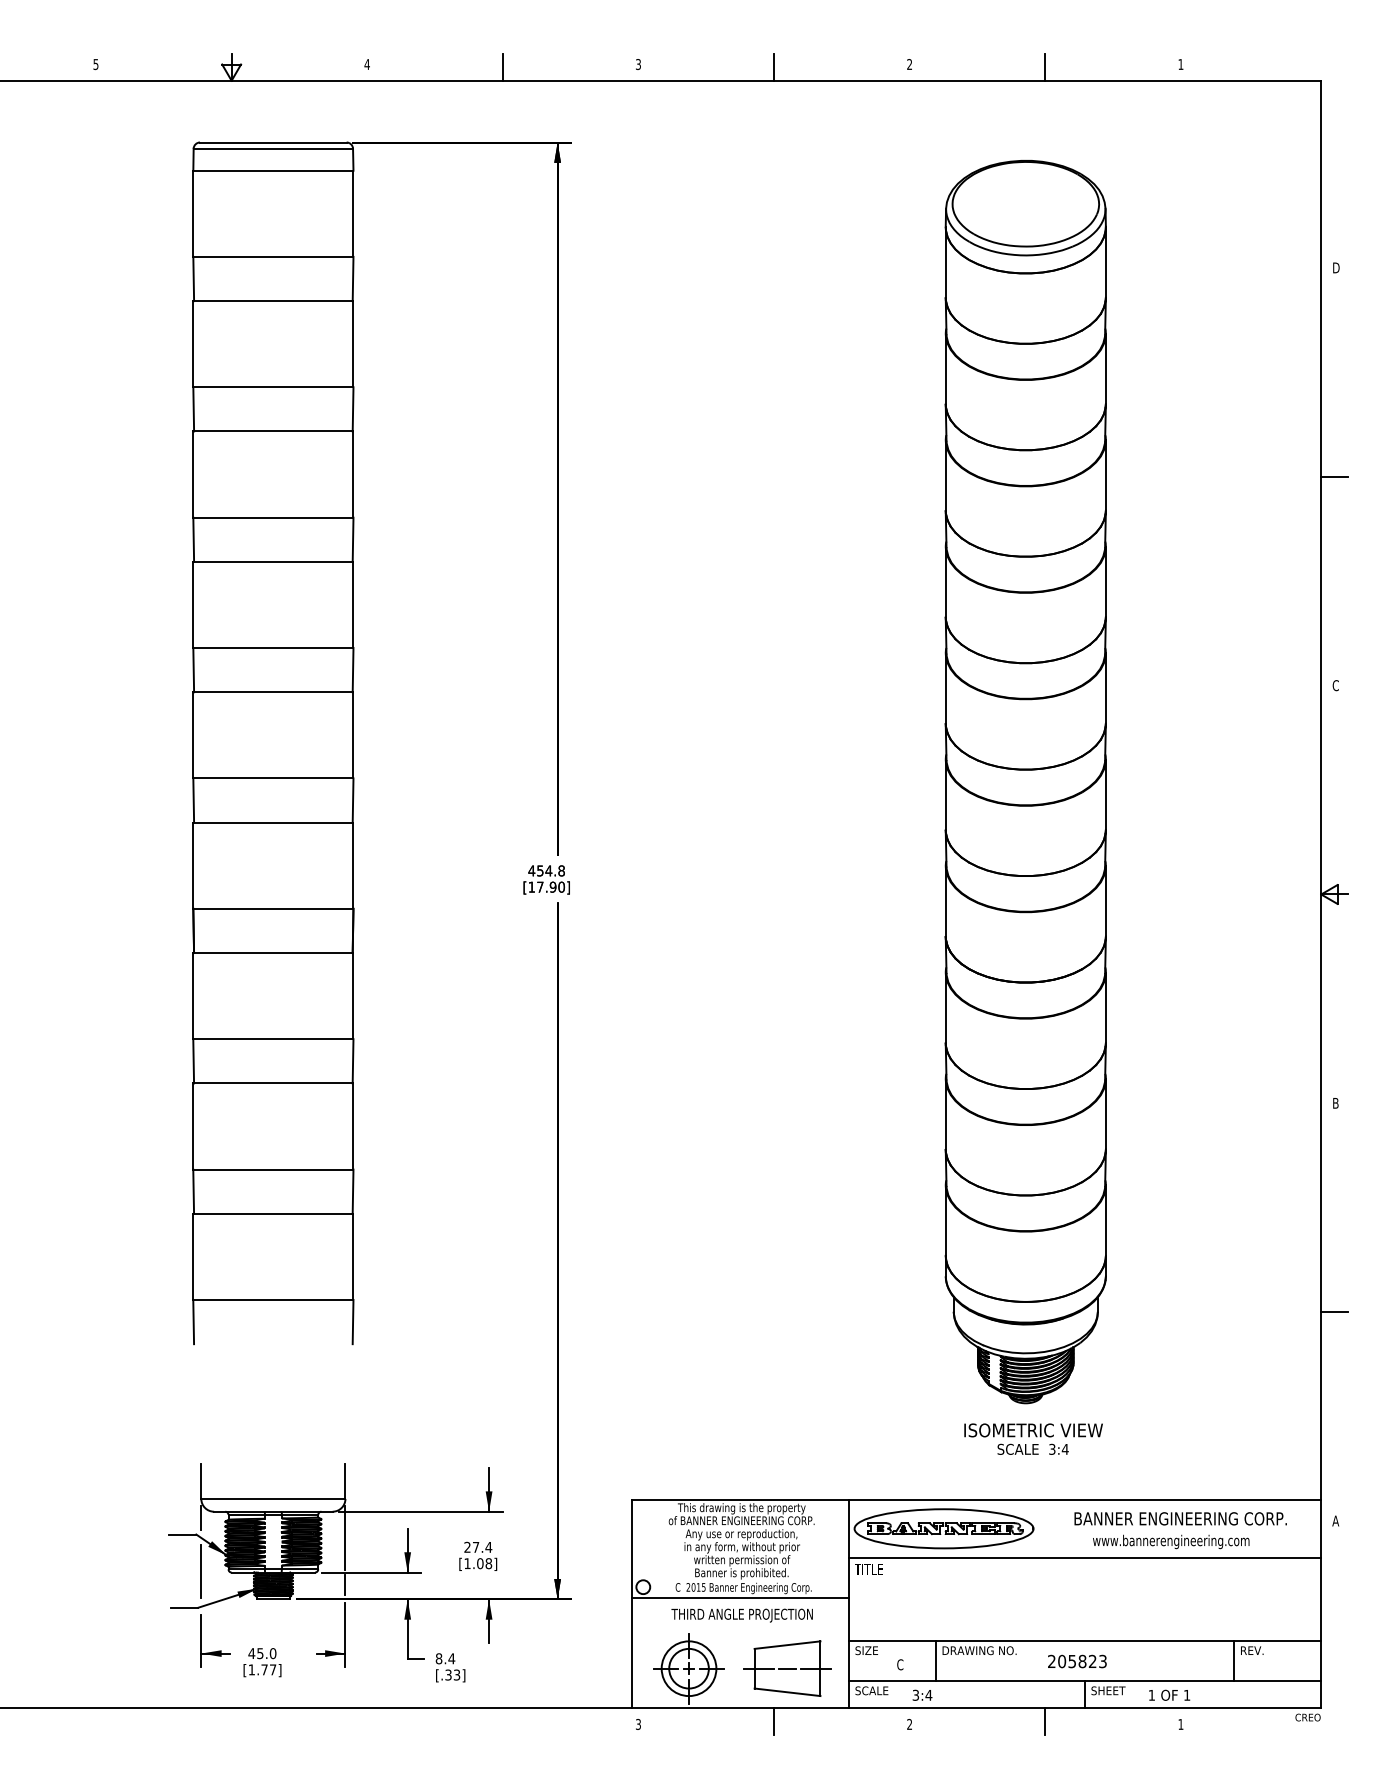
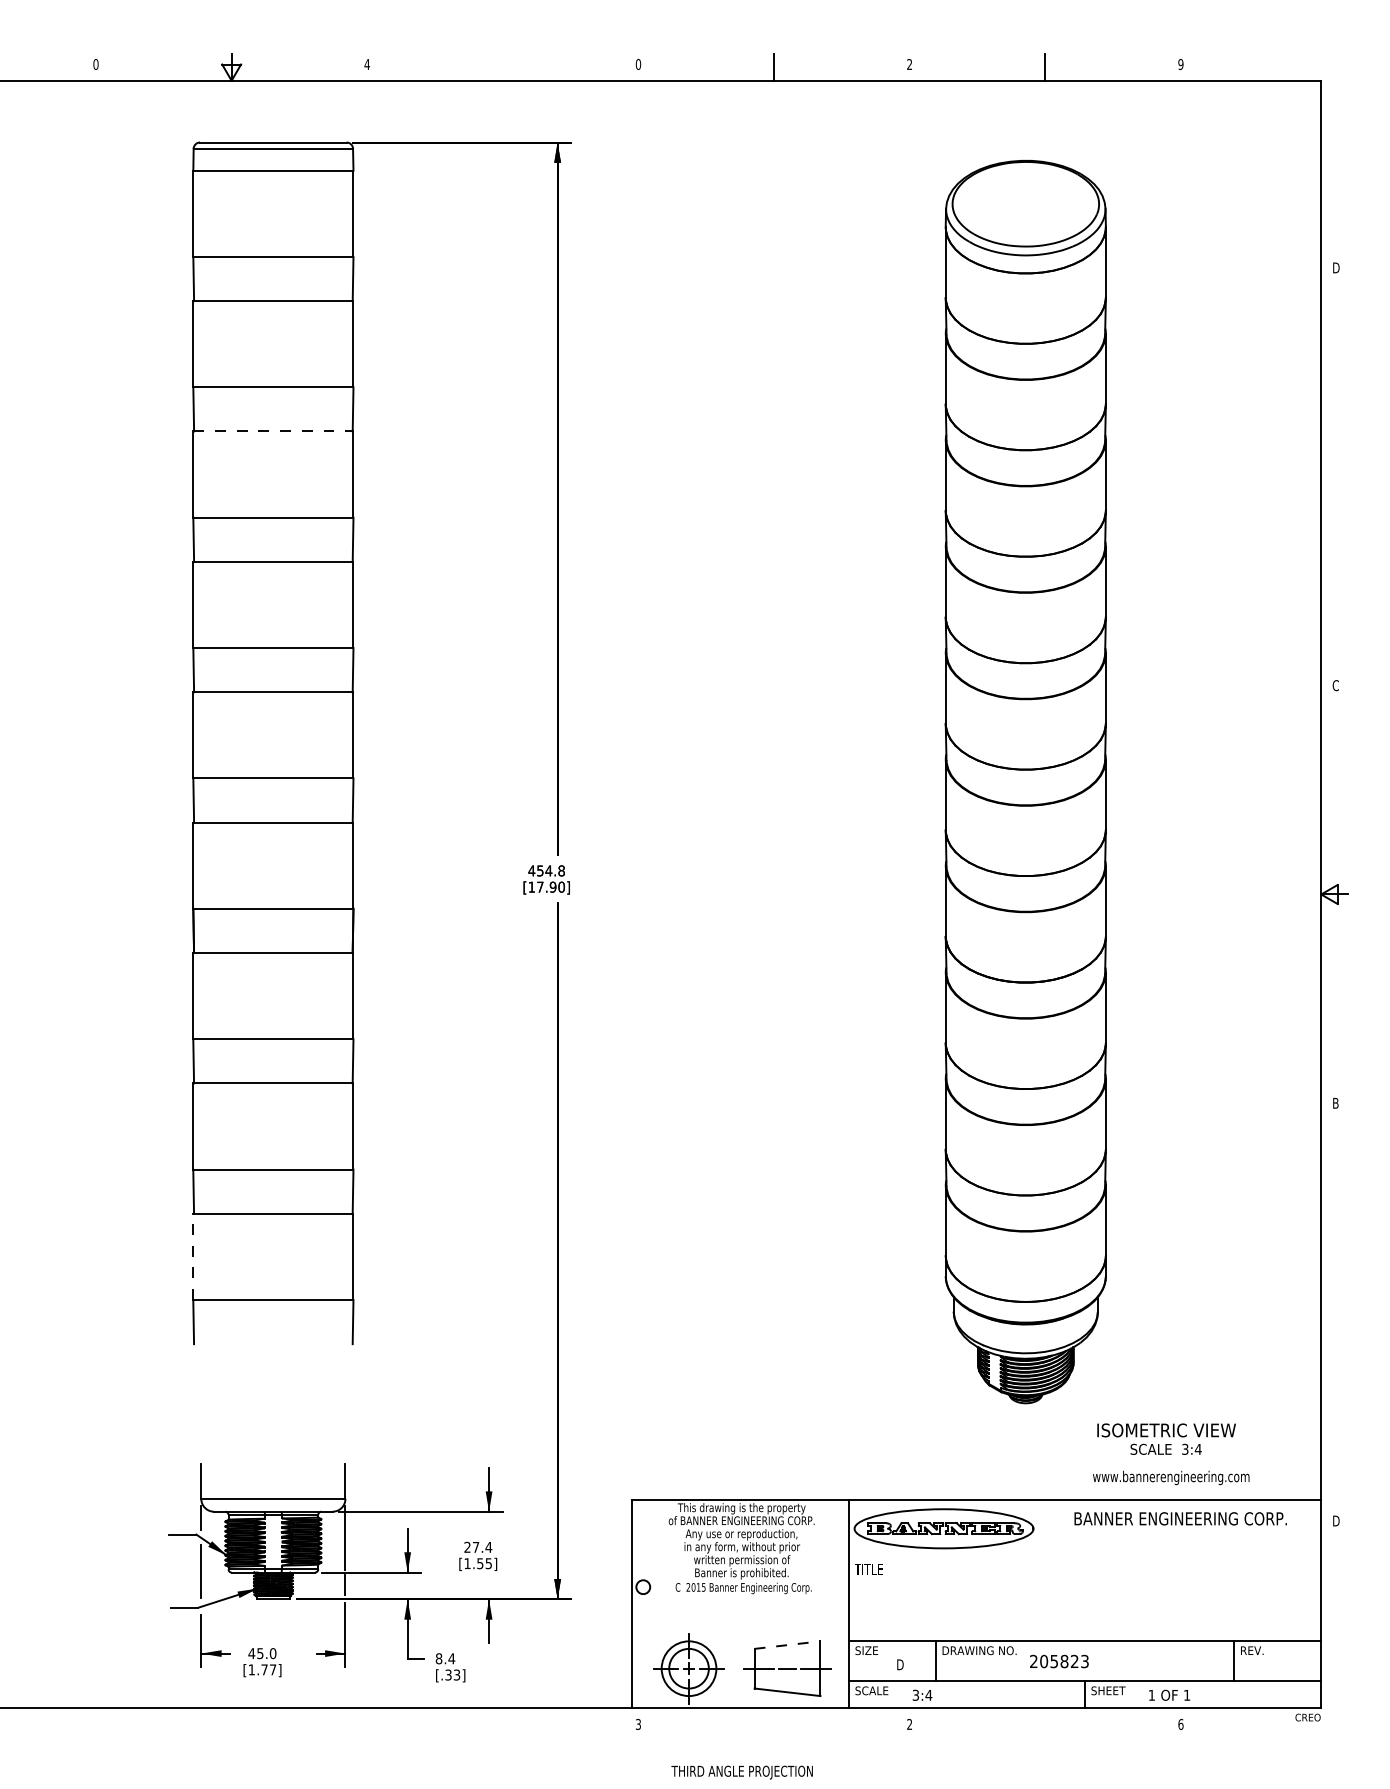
text: 5 -> 0 (95, 64)
text: 3 -> 0 (638, 64)
text: 1 -> 9 (1180, 64)
line: present -> none (502, 66)
line: solid -> dashed (273, 431)
line: present -> none (1334, 476)
line: solid -> dashed (193, 1256)
line: present -> none (1334, 1312)
text position: (1033, 1438) -> (1166, 1438) (1166, 1438)
text: A -> D (1335, 1520)
text position: (1171, 1541) -> (1171, 1477) (1171, 1477)
line: present -> none (1085, 1558)
text: [1.08] -> [1.55] (484, 1563)
line: present -> none (740, 1597)
text position: (741, 1615) -> (741, 1772) (741, 1772)
line: solid -> dashed (788, 1645)
text position: (1077, 1661) -> (1059, 1661) (1059, 1661)
text: C -> D (900, 1664)
line: present -> none (774, 1721)
line: present -> none (1045, 1721)
text: 1 -> 6 (1180, 1723)
